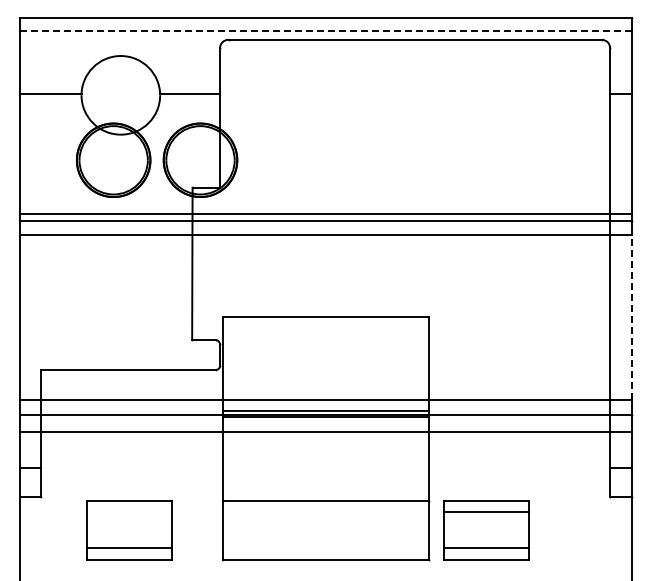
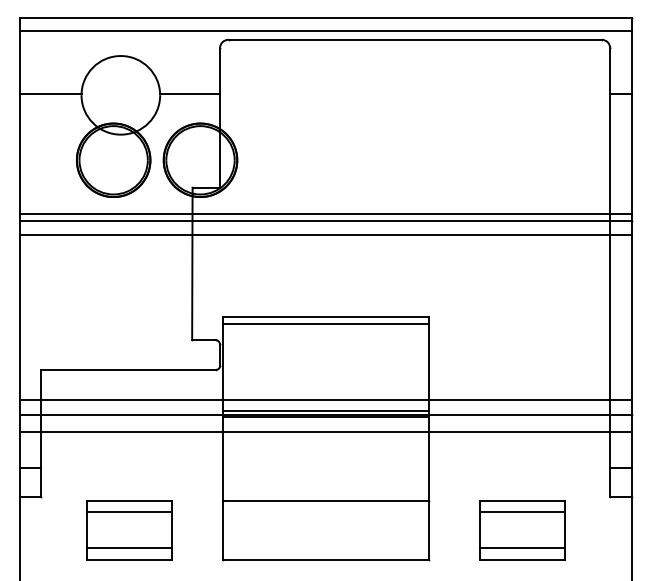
line: dashed -> solid (325, 30)
line: dashed -> solid (632, 317)
line: none -> present (325, 324)
line: none -> present (129, 512)
part position: (486, 530) -> (522, 530) (522, 530)
